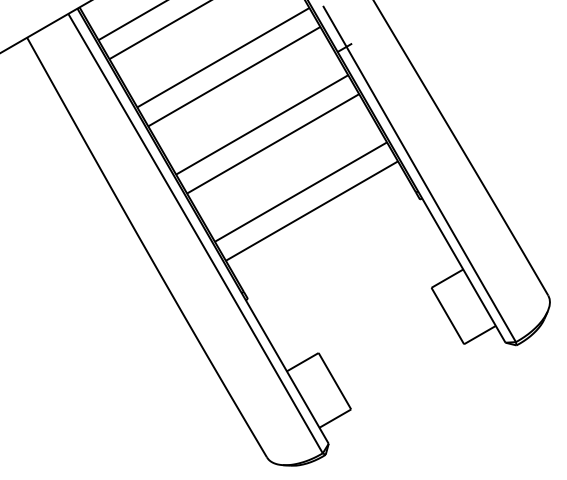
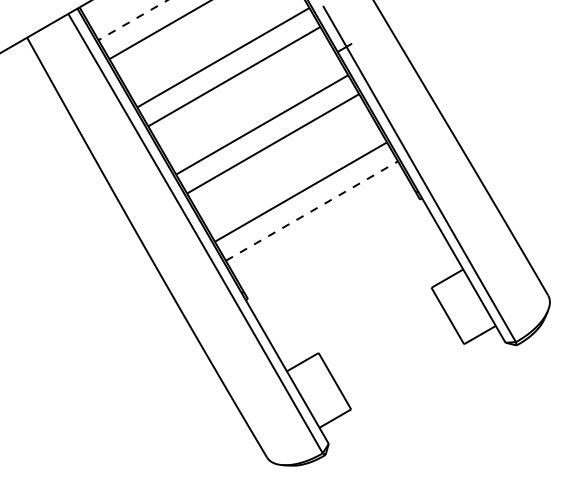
line: solid -> dashed (133, 20)
line: solid -> dashed (312, 210)
